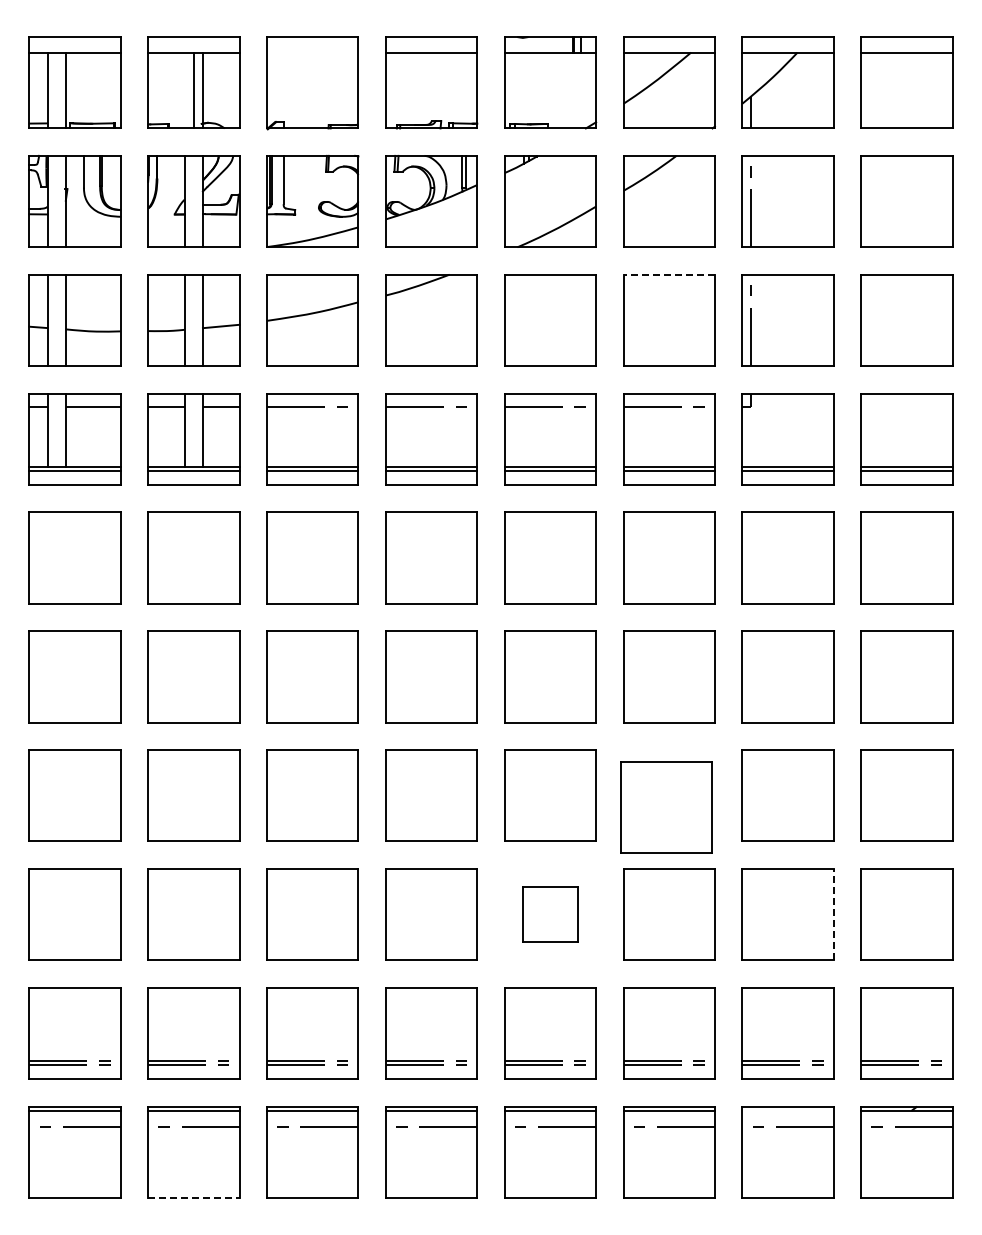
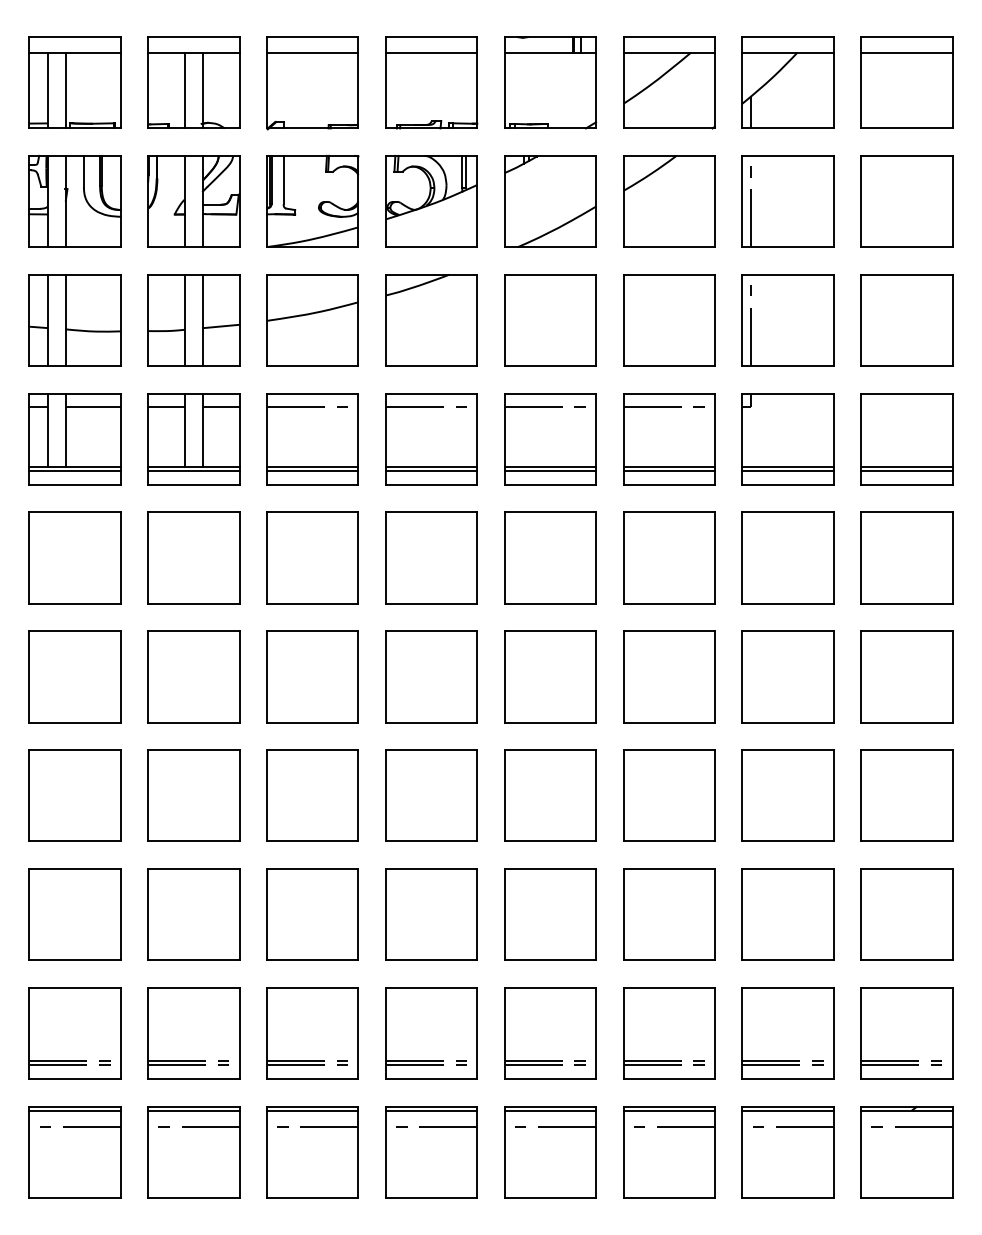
line: none -> present (312, 52)
line position: (193, 90) -> (184, 90) (184, 90)
line: dashed -> solid (669, 274)
part position: (666, 807) -> (669, 795) (669, 795)
part size: 57x57 px -> 93x93 px (550, 914)
line: dashed -> solid (833, 914)
line: none -> present (787, 1111)
line: dashed -> solid (193, 1197)
